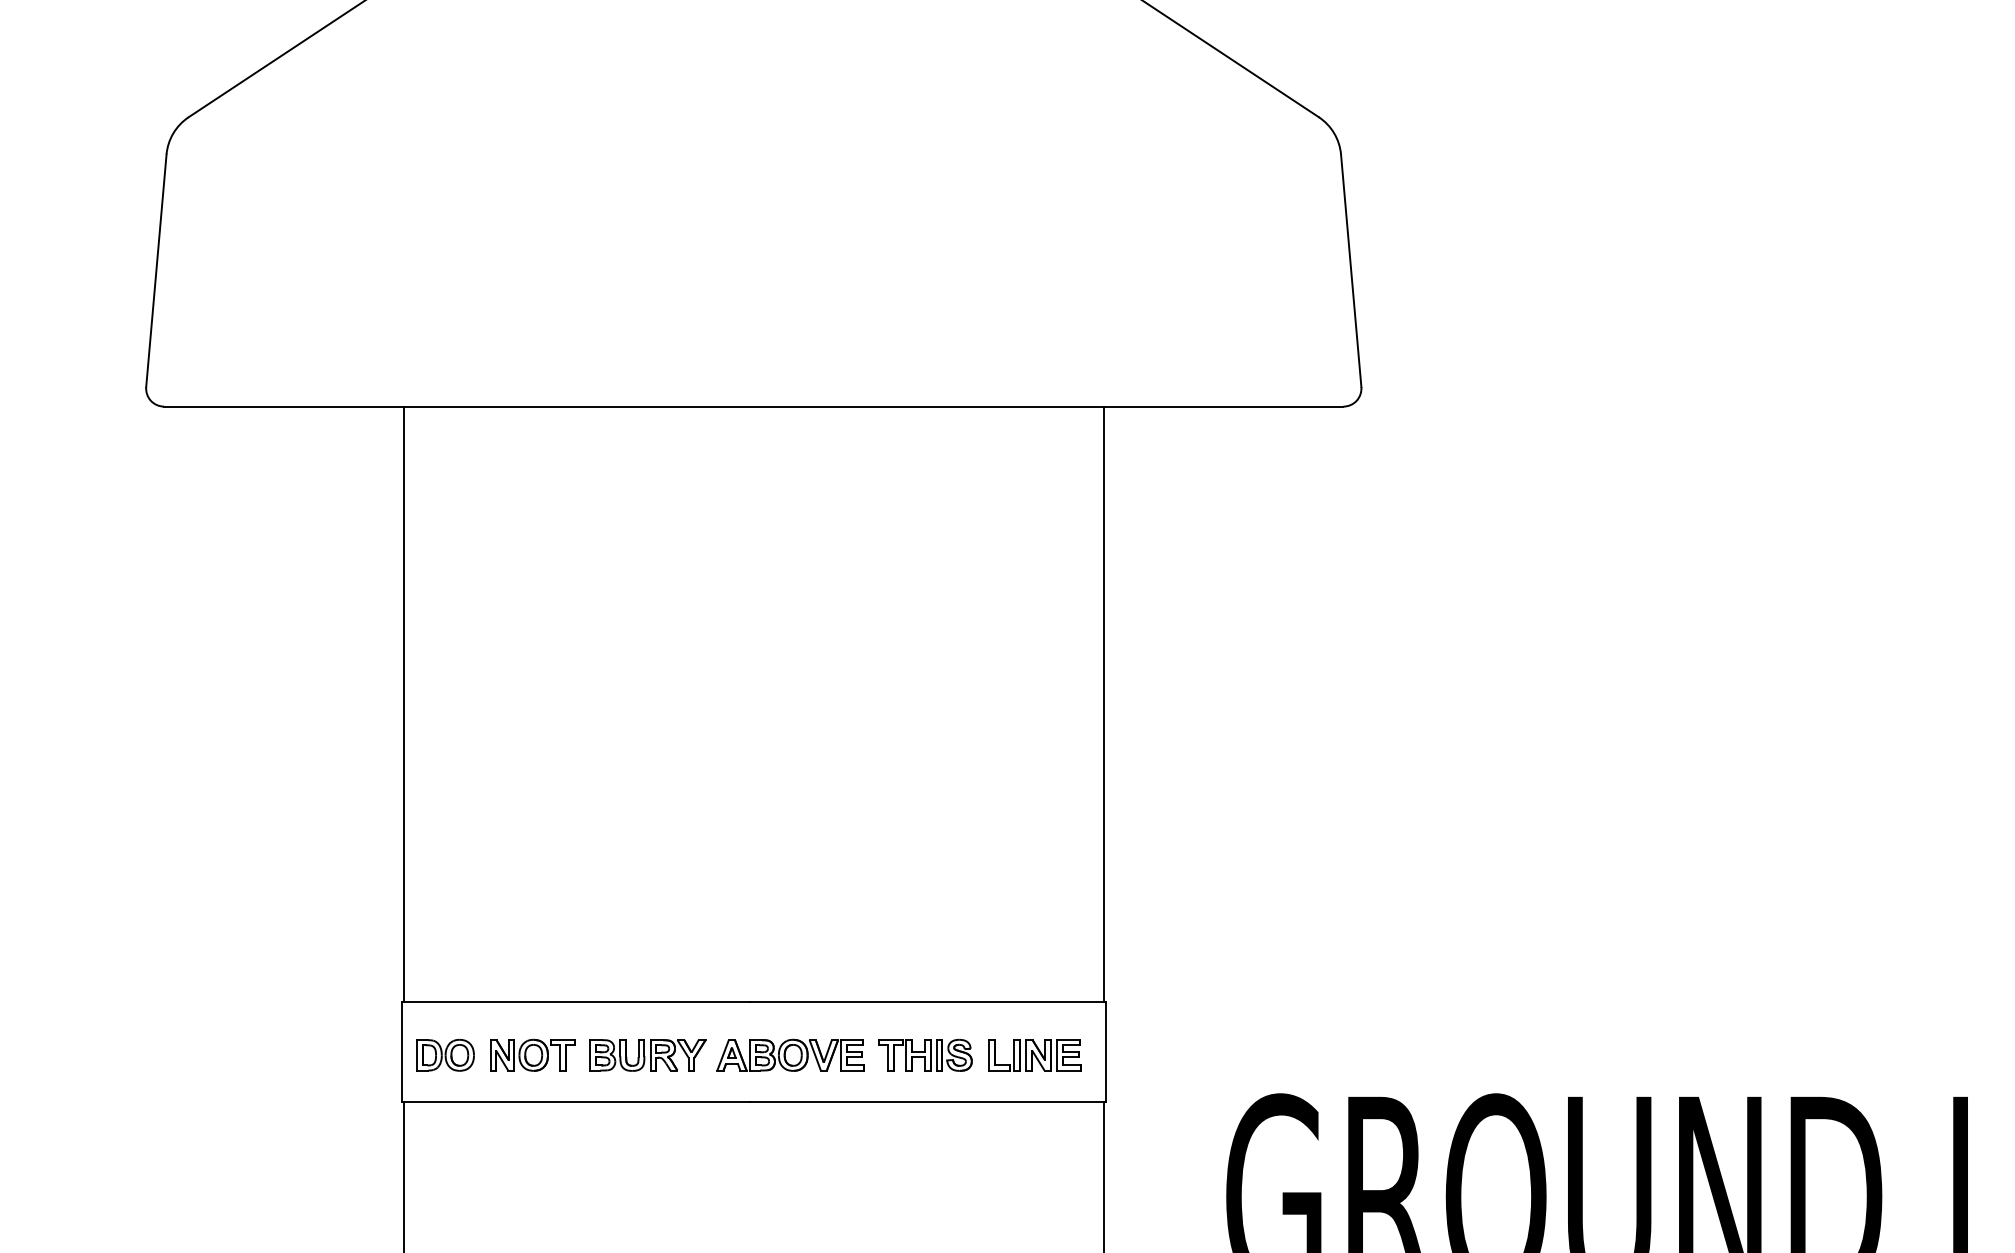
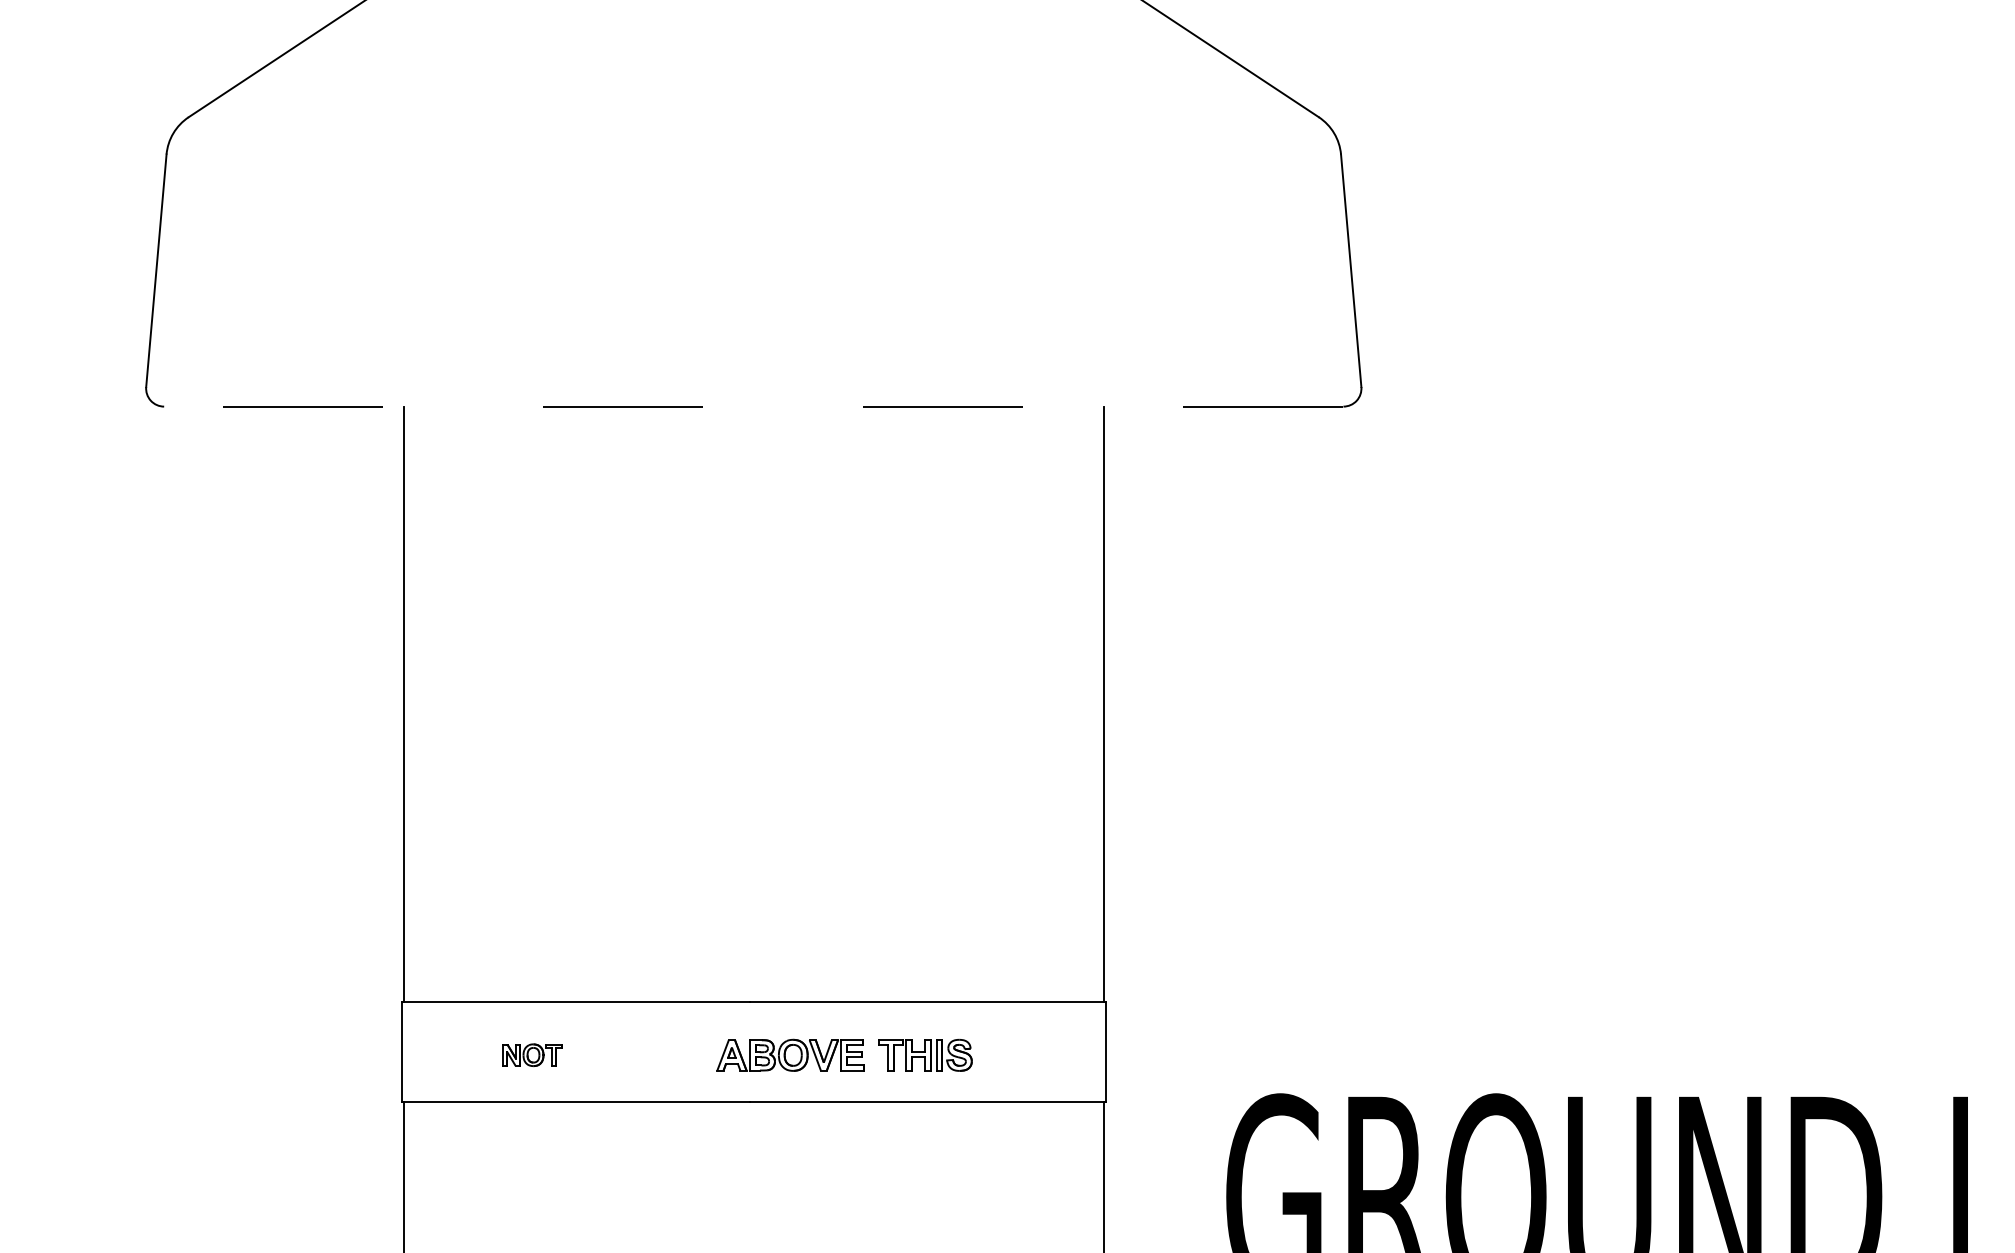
line: solid -> dashed (753, 406)
part: present -> none (445, 1054)
part size: 86x34 px -> 61x25 px (532, 1055)
part: present -> none (647, 1055)
part: present -> none (1034, 1055)
